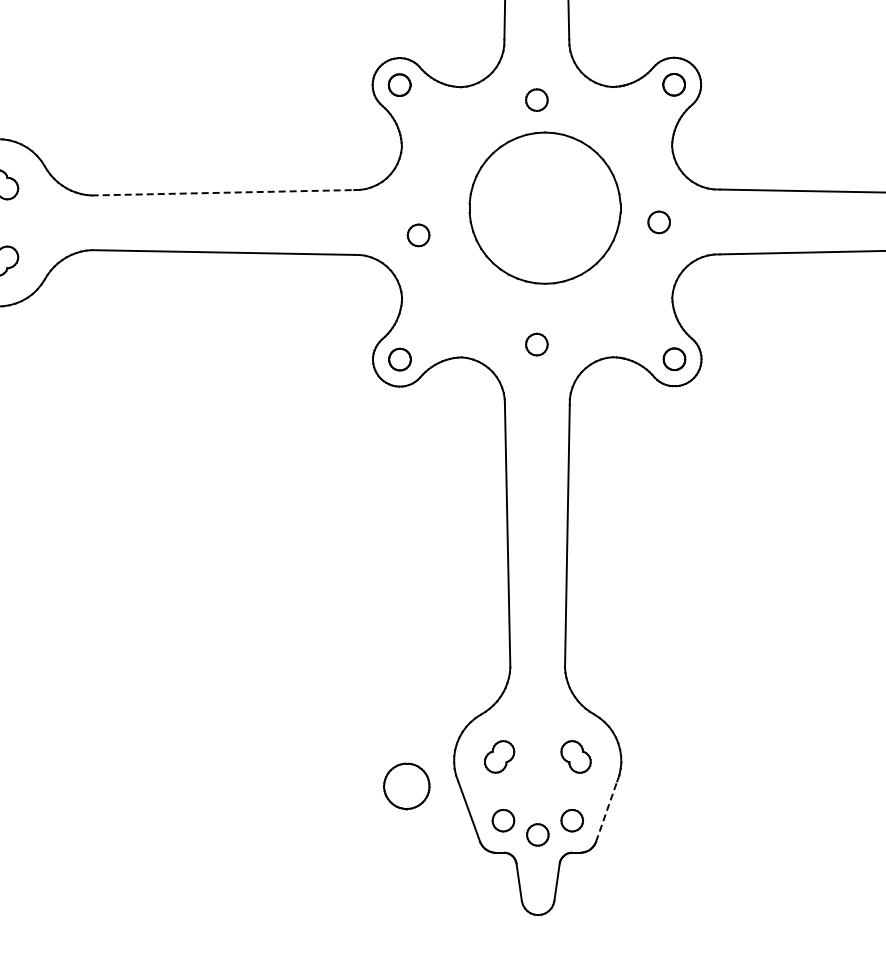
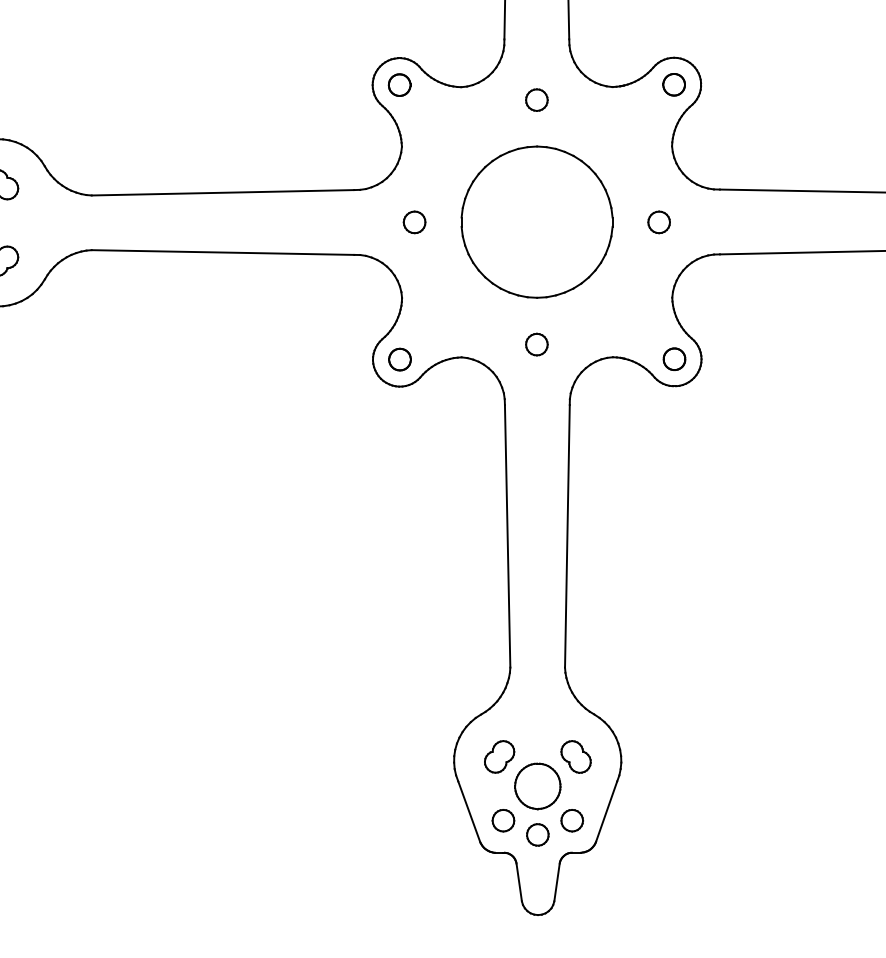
line: dashed -> solid (223, 192)
part position: (544, 207) -> (536, 221) (536, 221)
part position: (418, 235) -> (414, 222) (414, 222)
part position: (406, 786) -> (537, 786) (537, 786)
line: dashed -> solid (606, 811)
